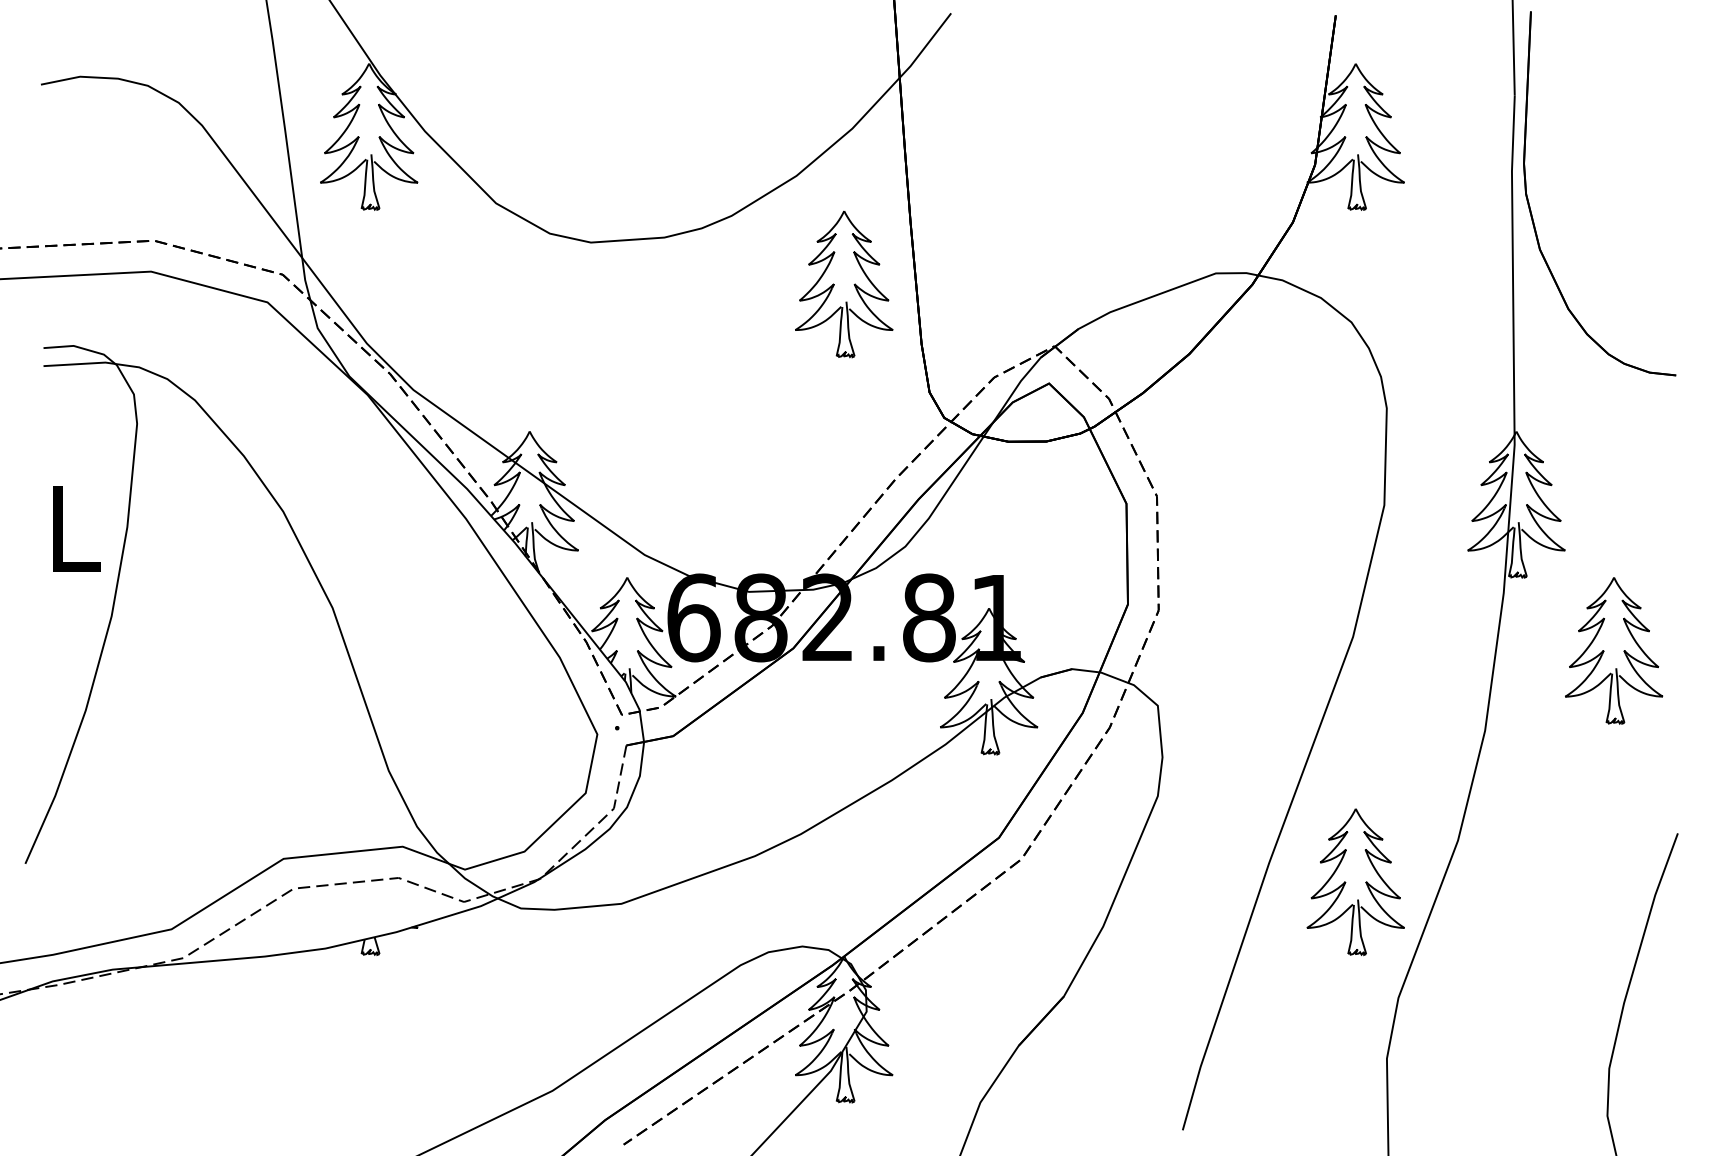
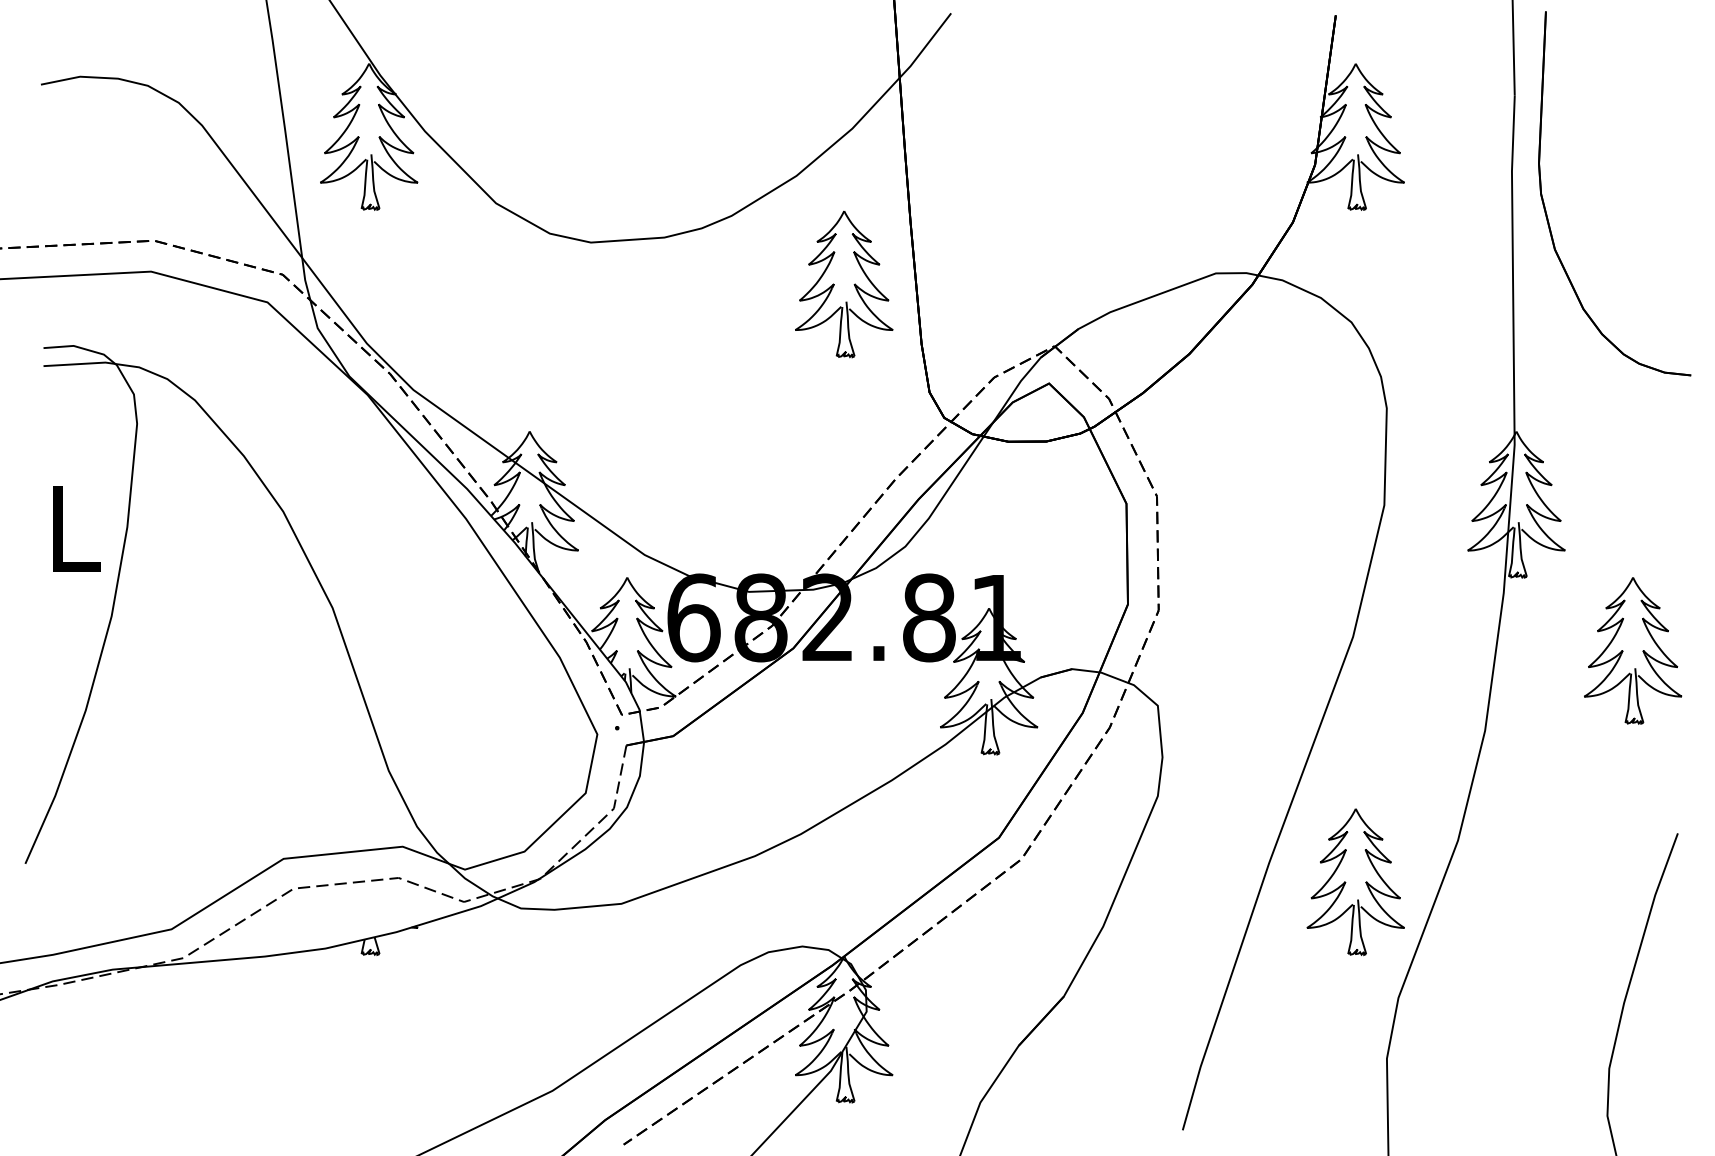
part position: (1531, 210) -> (1546, 210) (1546, 210)
part position: (1614, 650) -> (1633, 650) (1633, 650)
